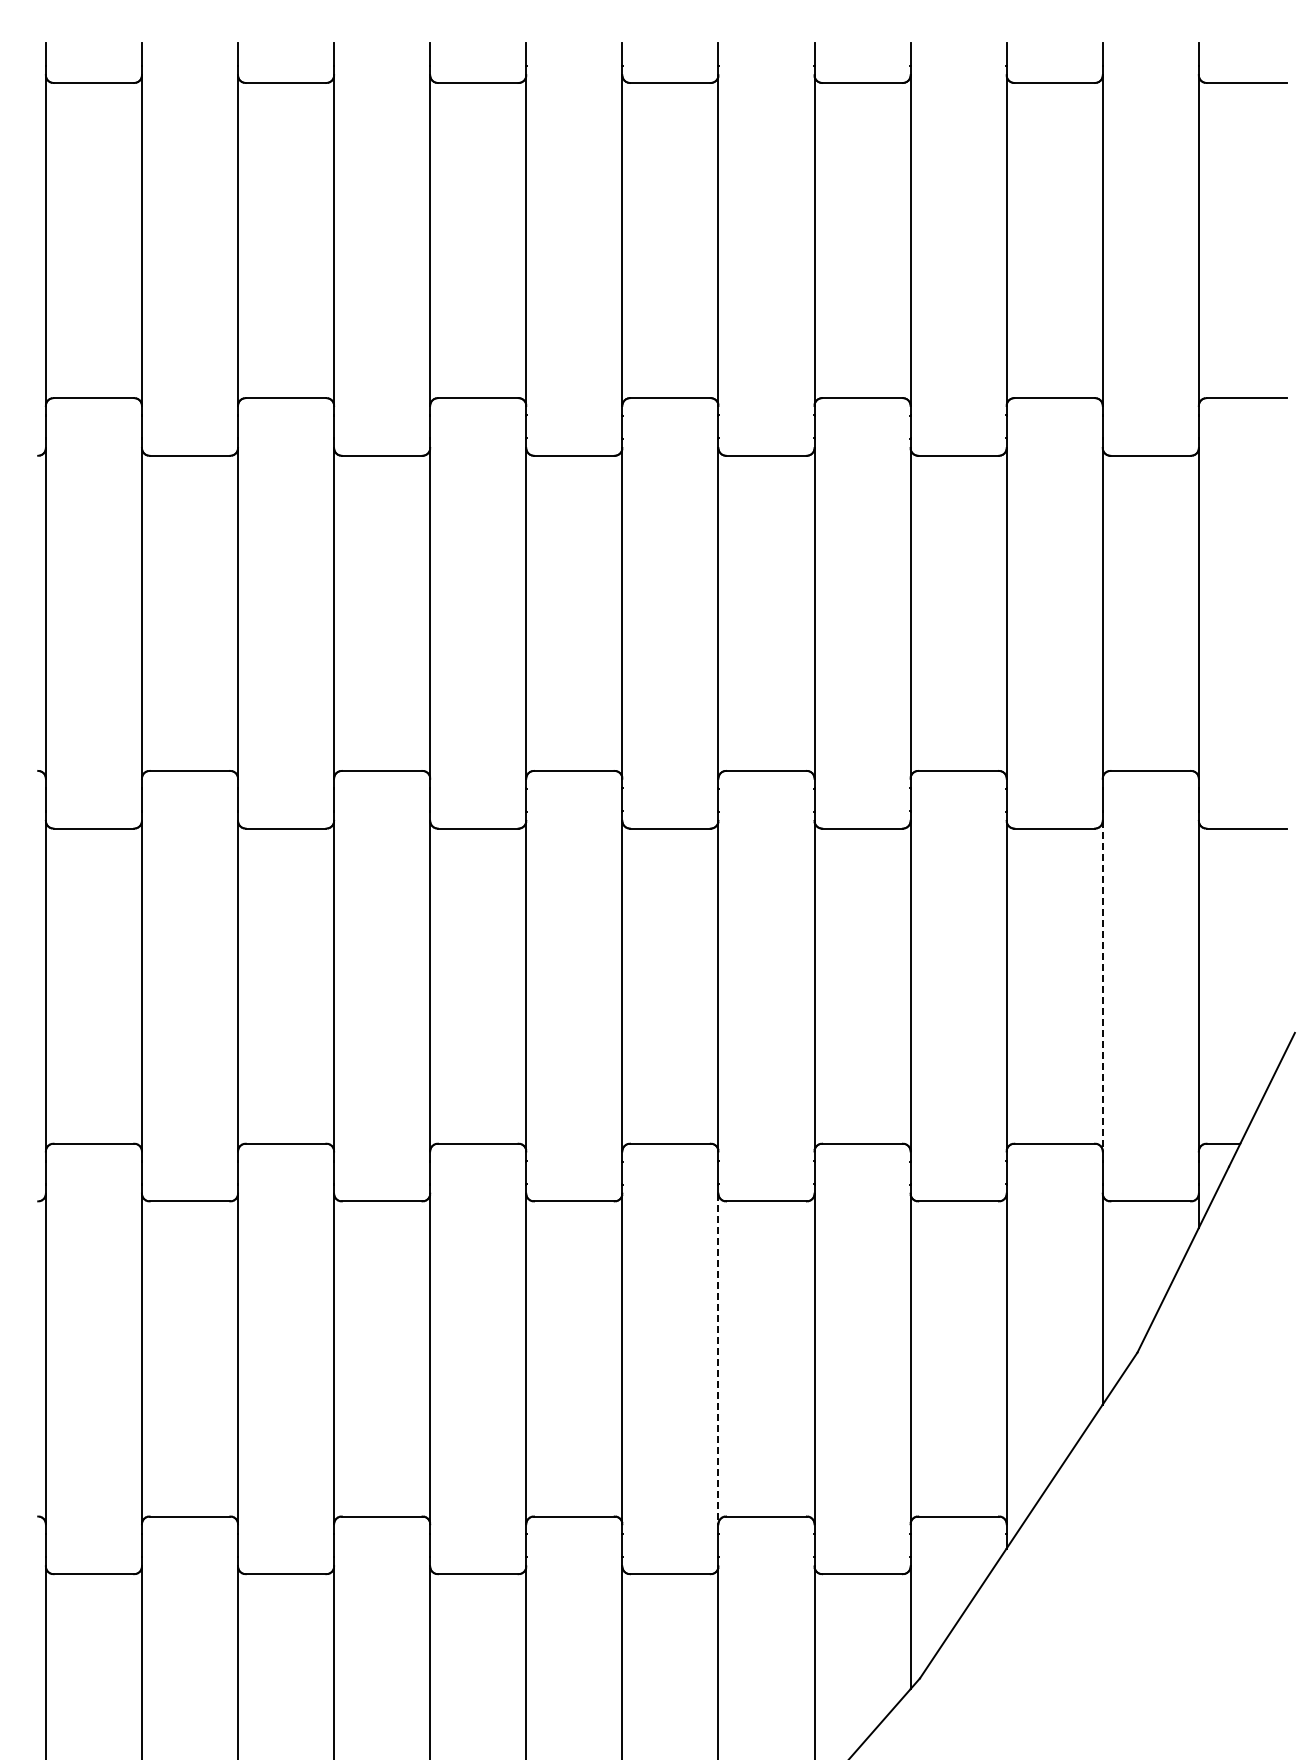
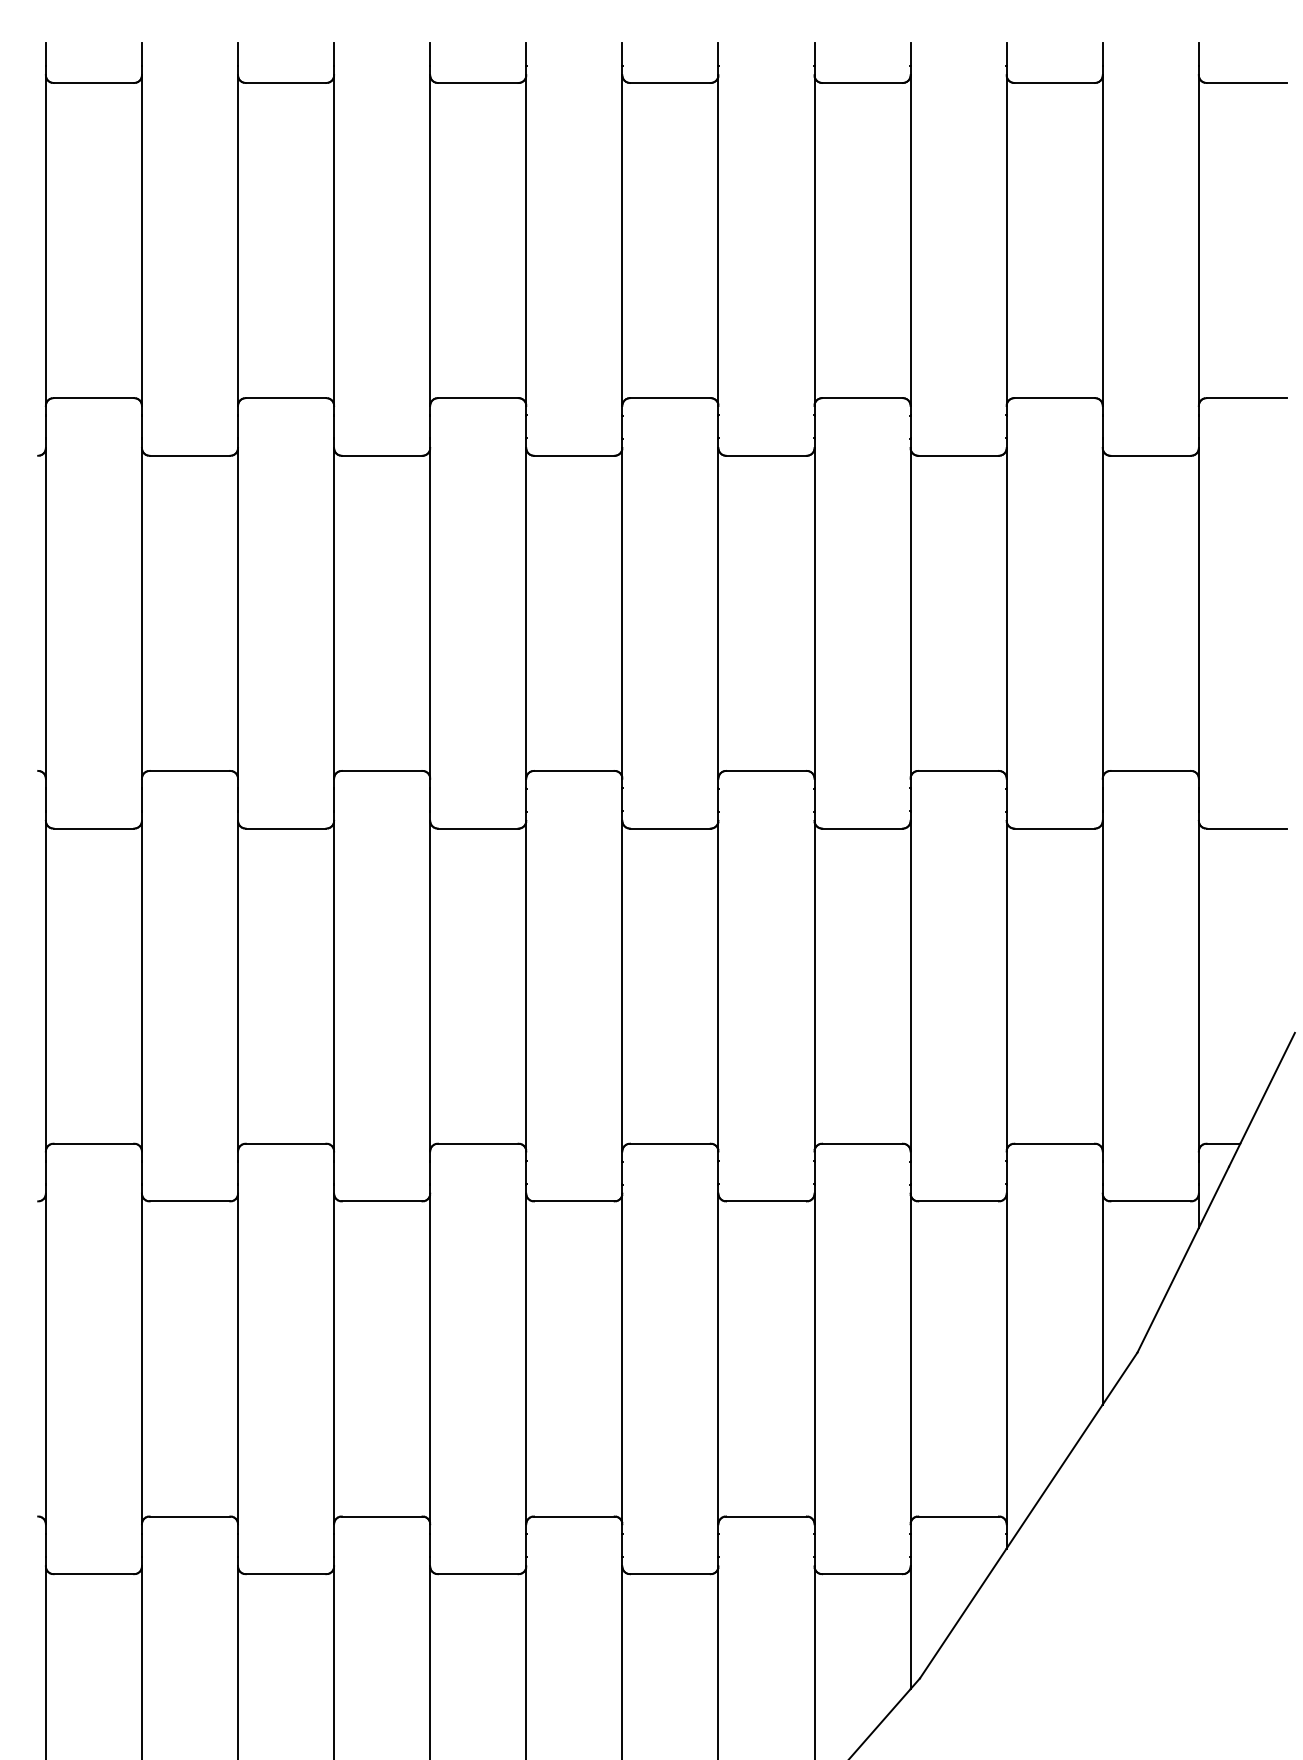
line: dashed -> solid (1102, 986)
line: dashed -> solid (718, 1359)
